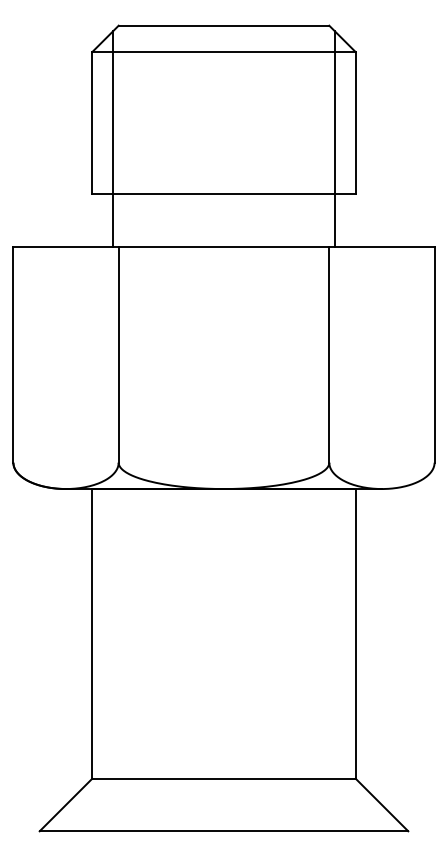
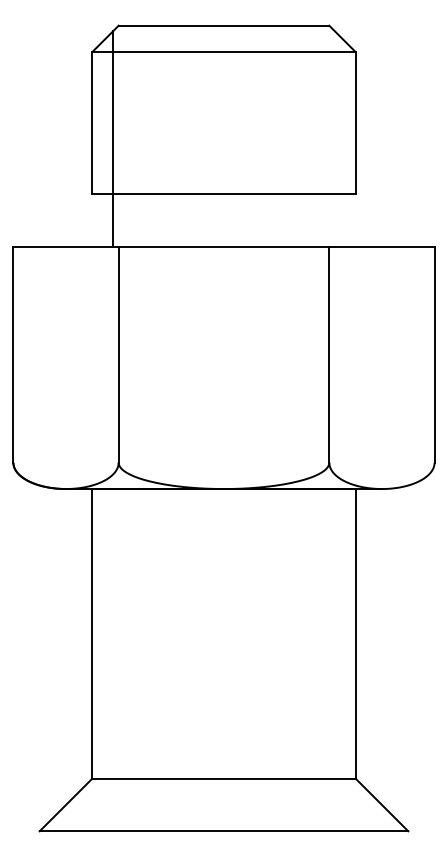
line: present -> none (334, 138)
